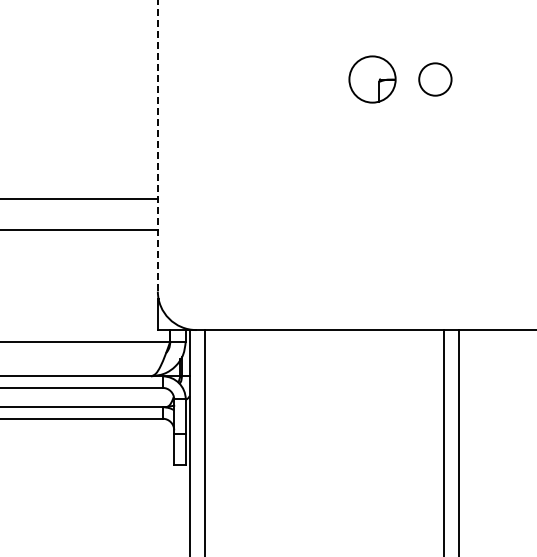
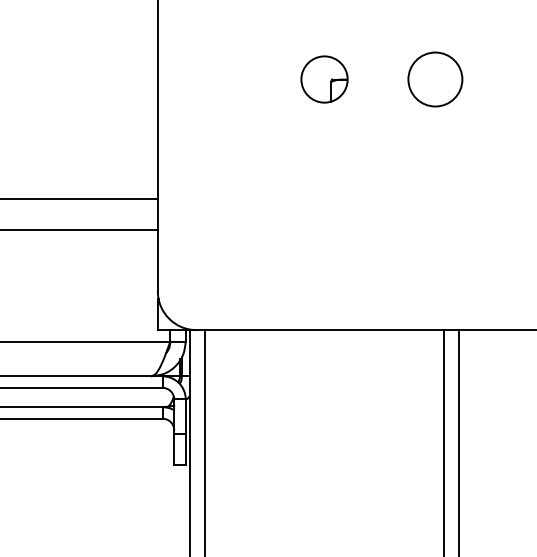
part position: (372, 79) -> (324, 79) (324, 79)
circle diameter: 32 px -> 54 px (435, 79)
line: dashed -> solid (157, 146)
